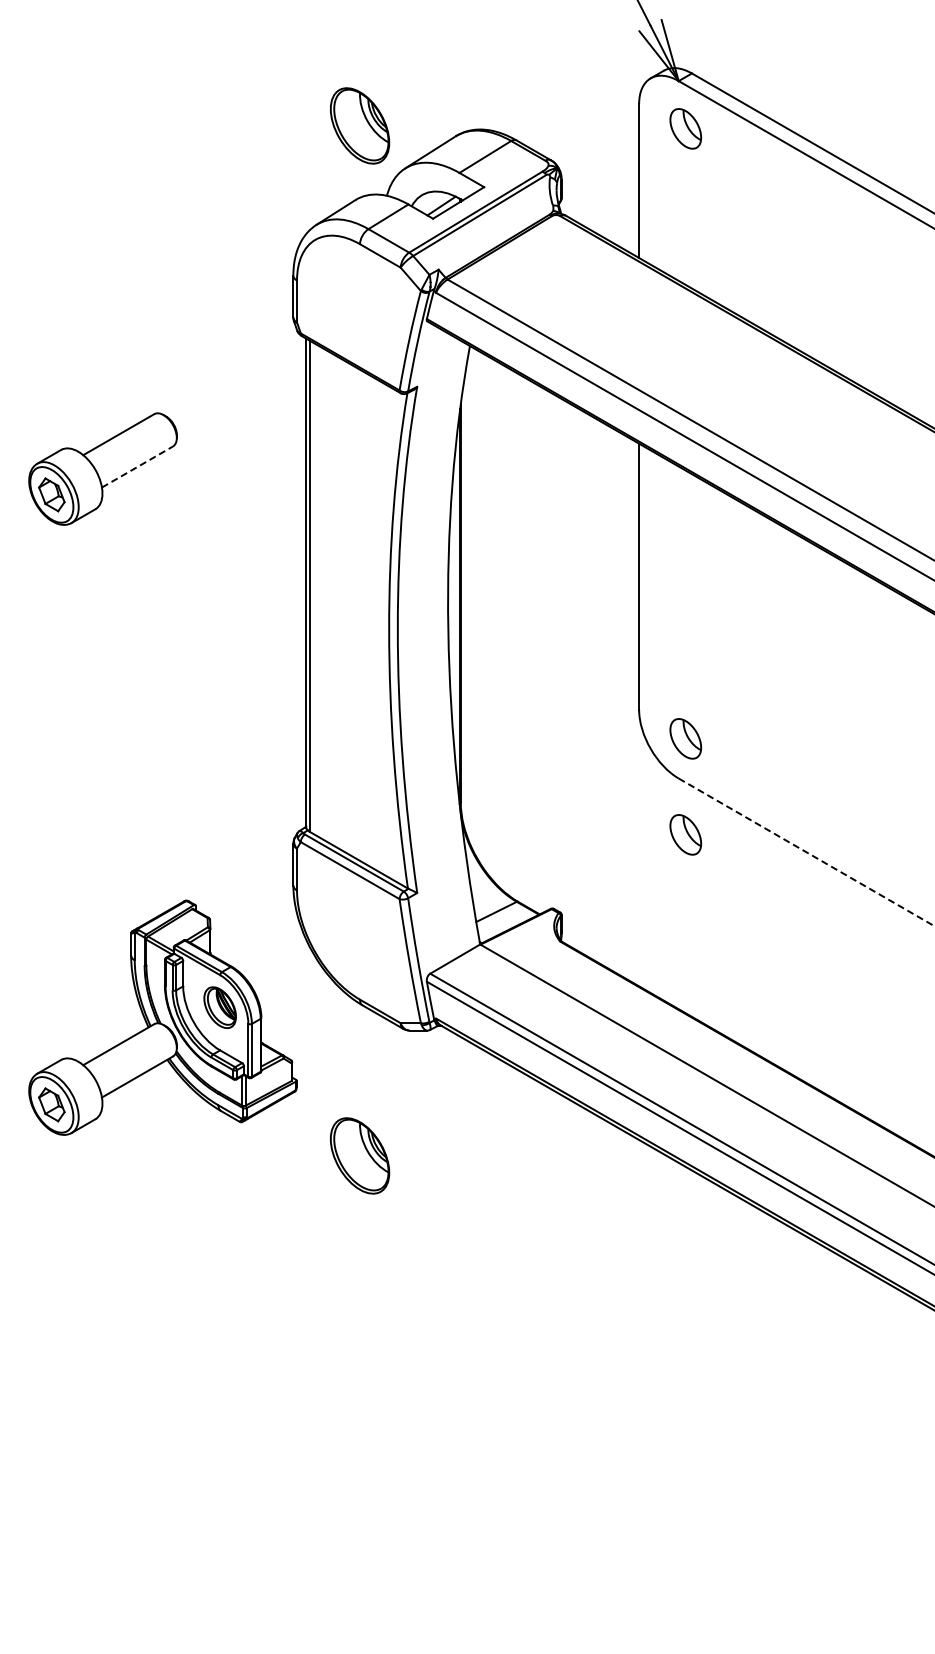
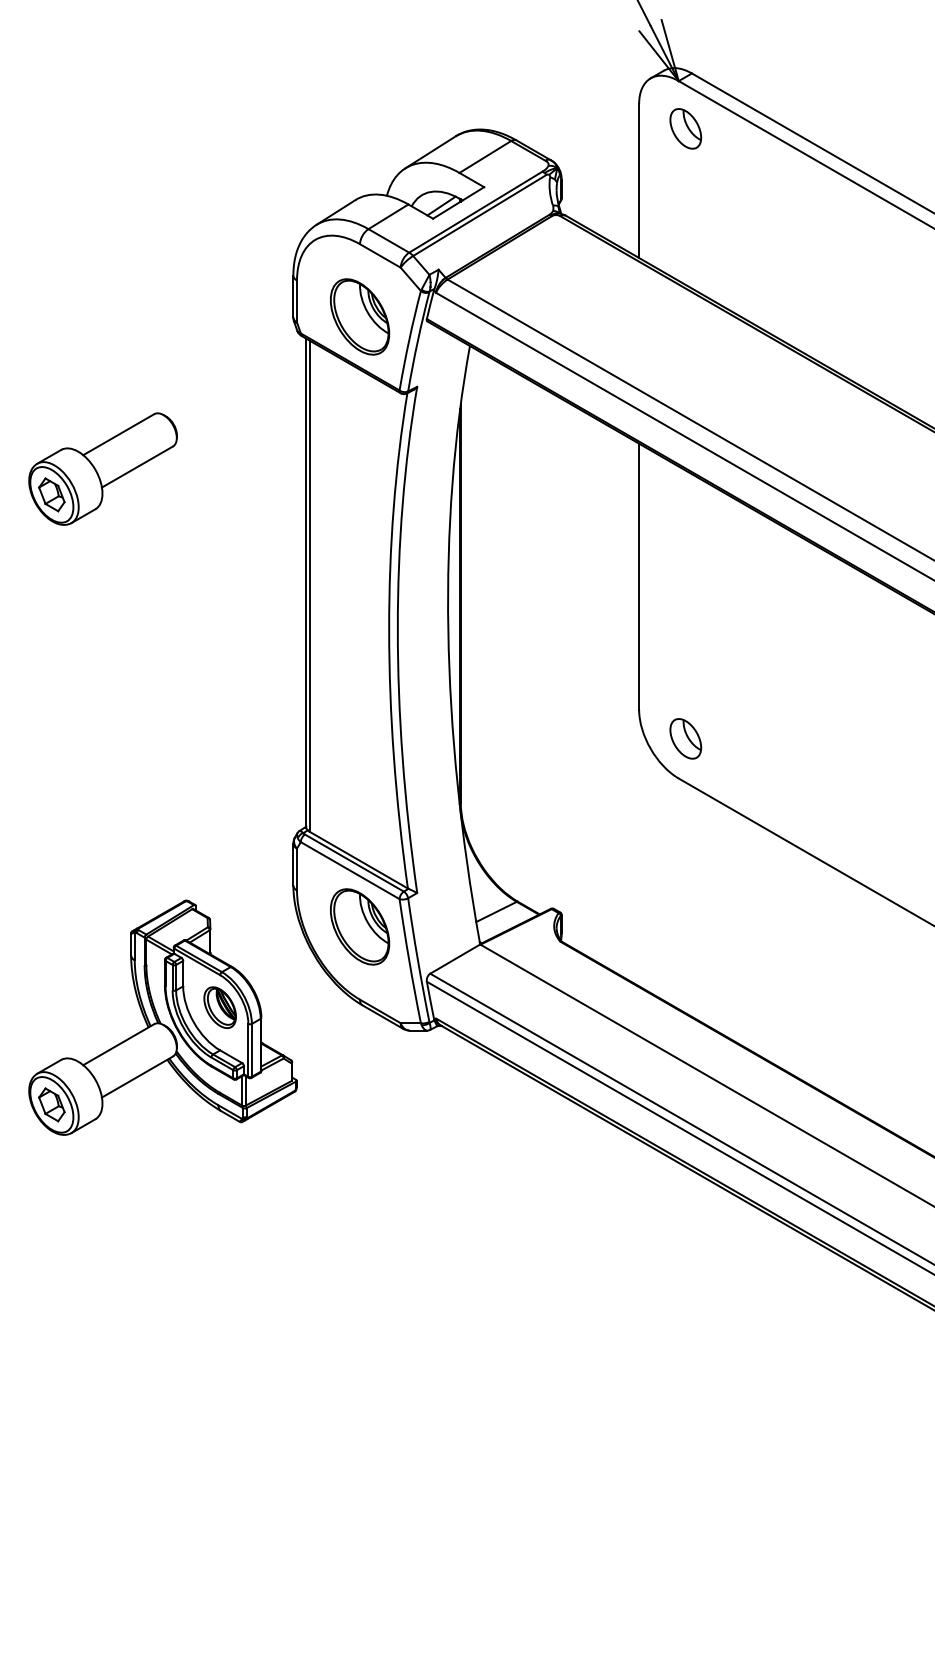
part position: (360, 125) -> (360, 316) (360, 316)
line: dashed -> solid (137, 467)
part: present -> none (685, 834)
line: dashed -> solid (806, 852)
part position: (360, 1155) -> (360, 926) (360, 926)
